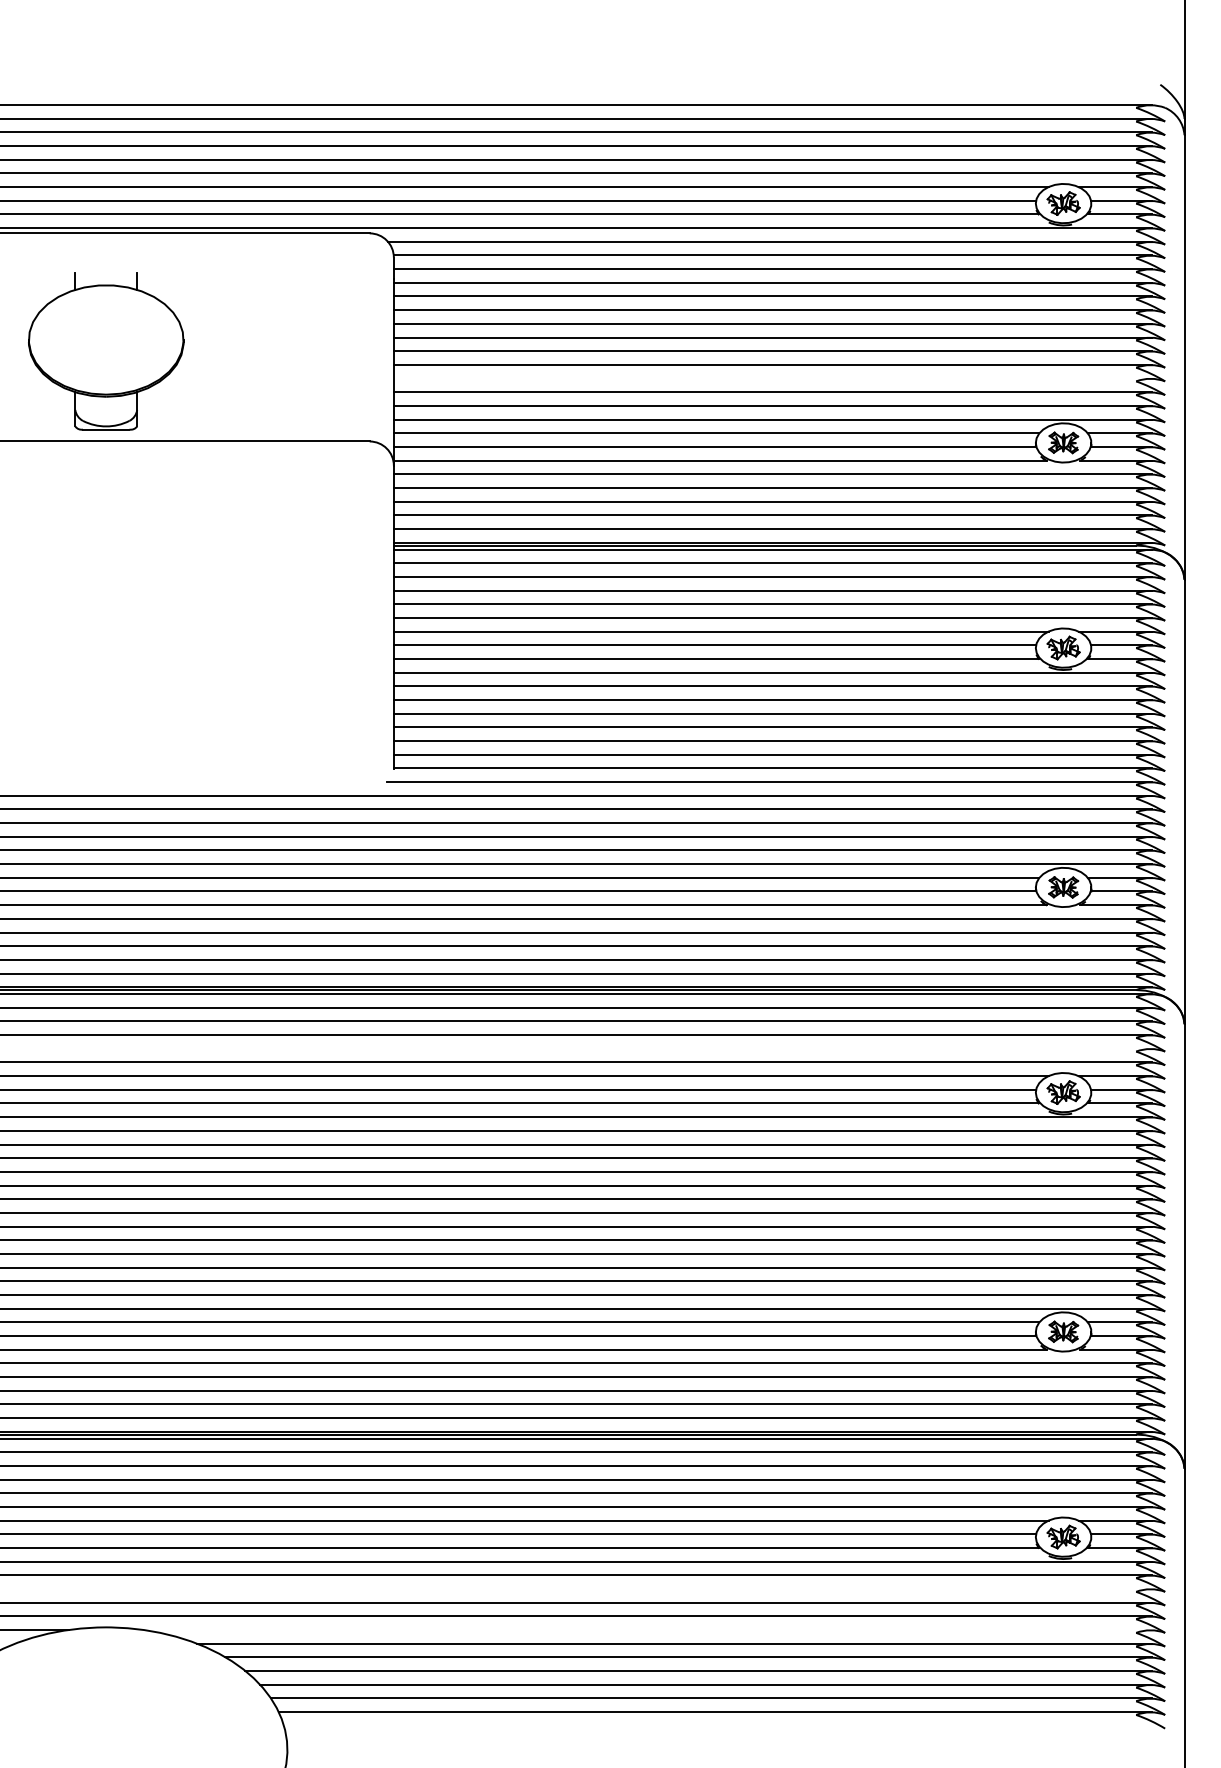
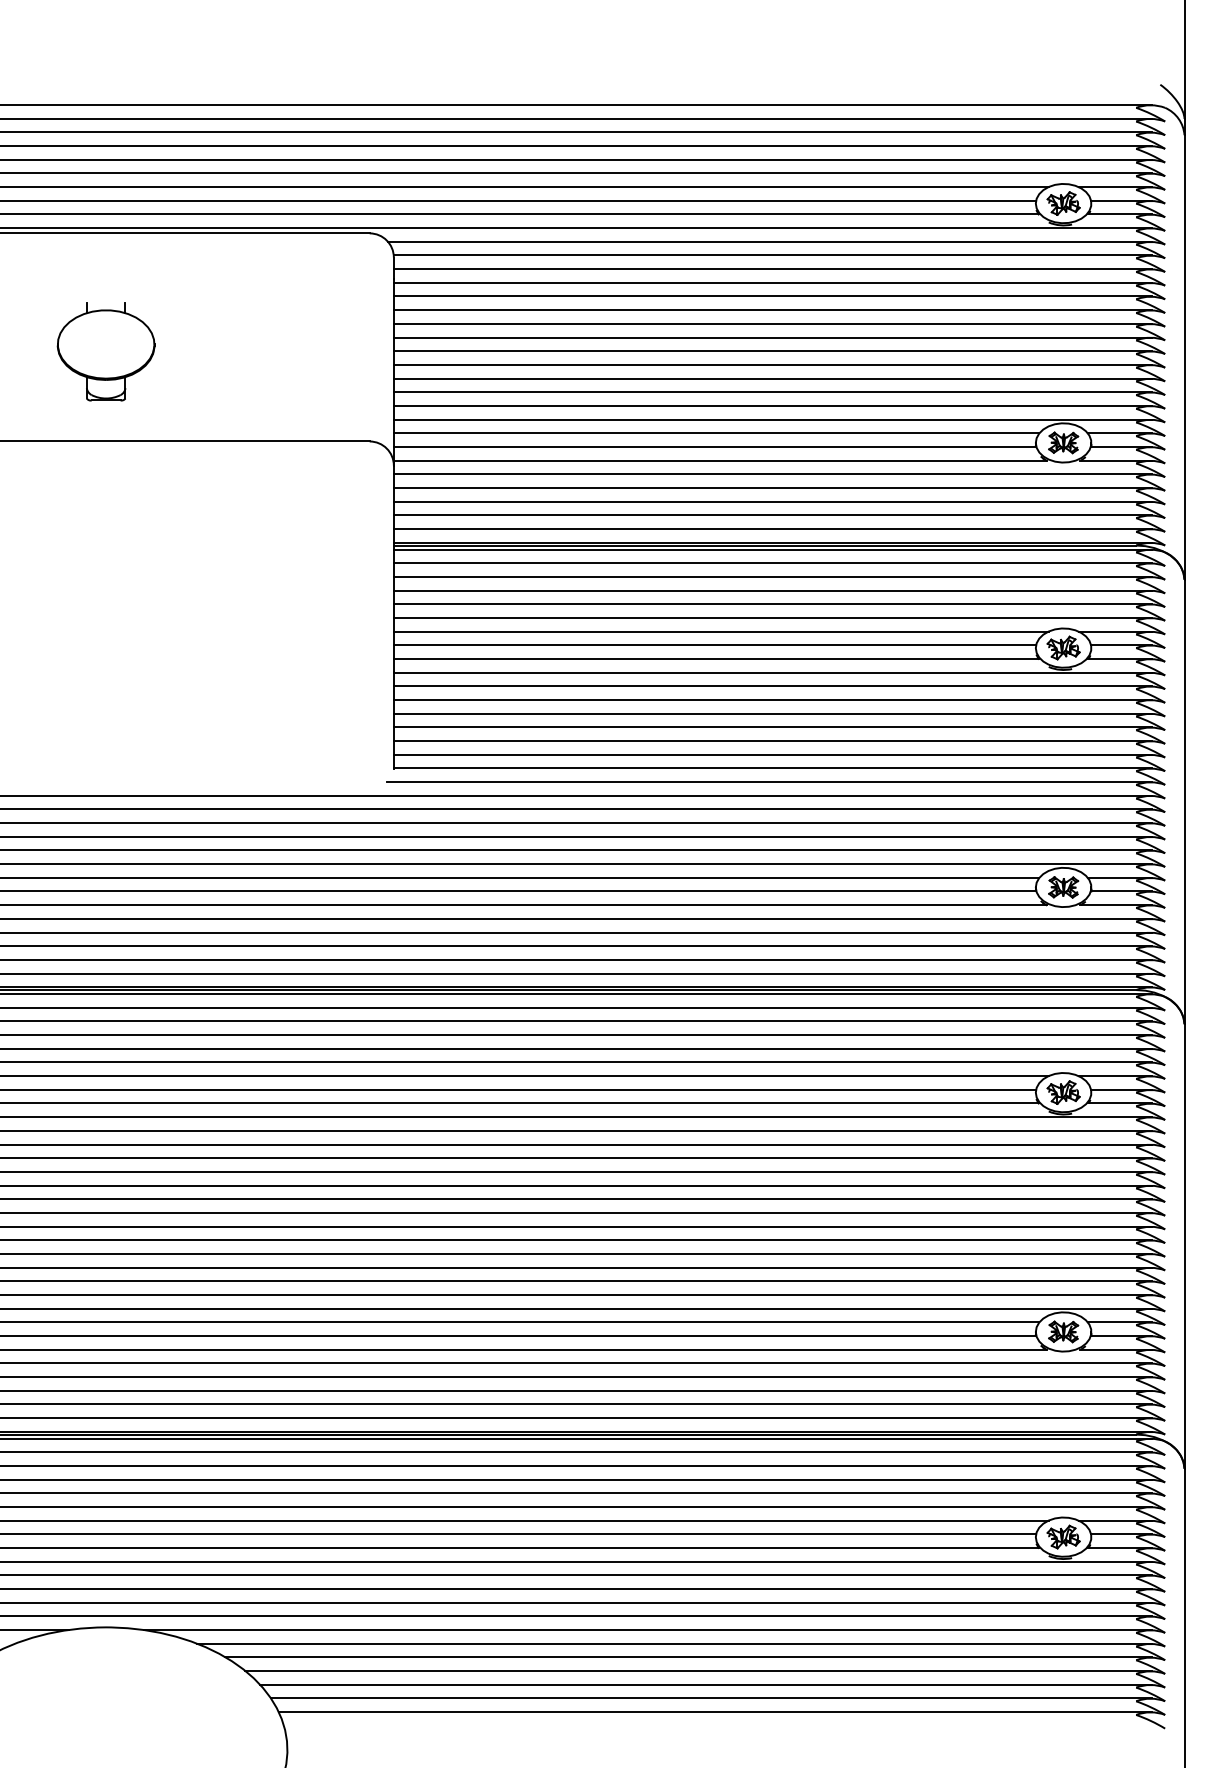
part size: 157x159 px -> 100x100 px (105, 351)
line: none -> present (772, 378)
line: none -> present (577, 1048)
line: none -> present (577, 1589)
line: none -> present (648, 1630)
